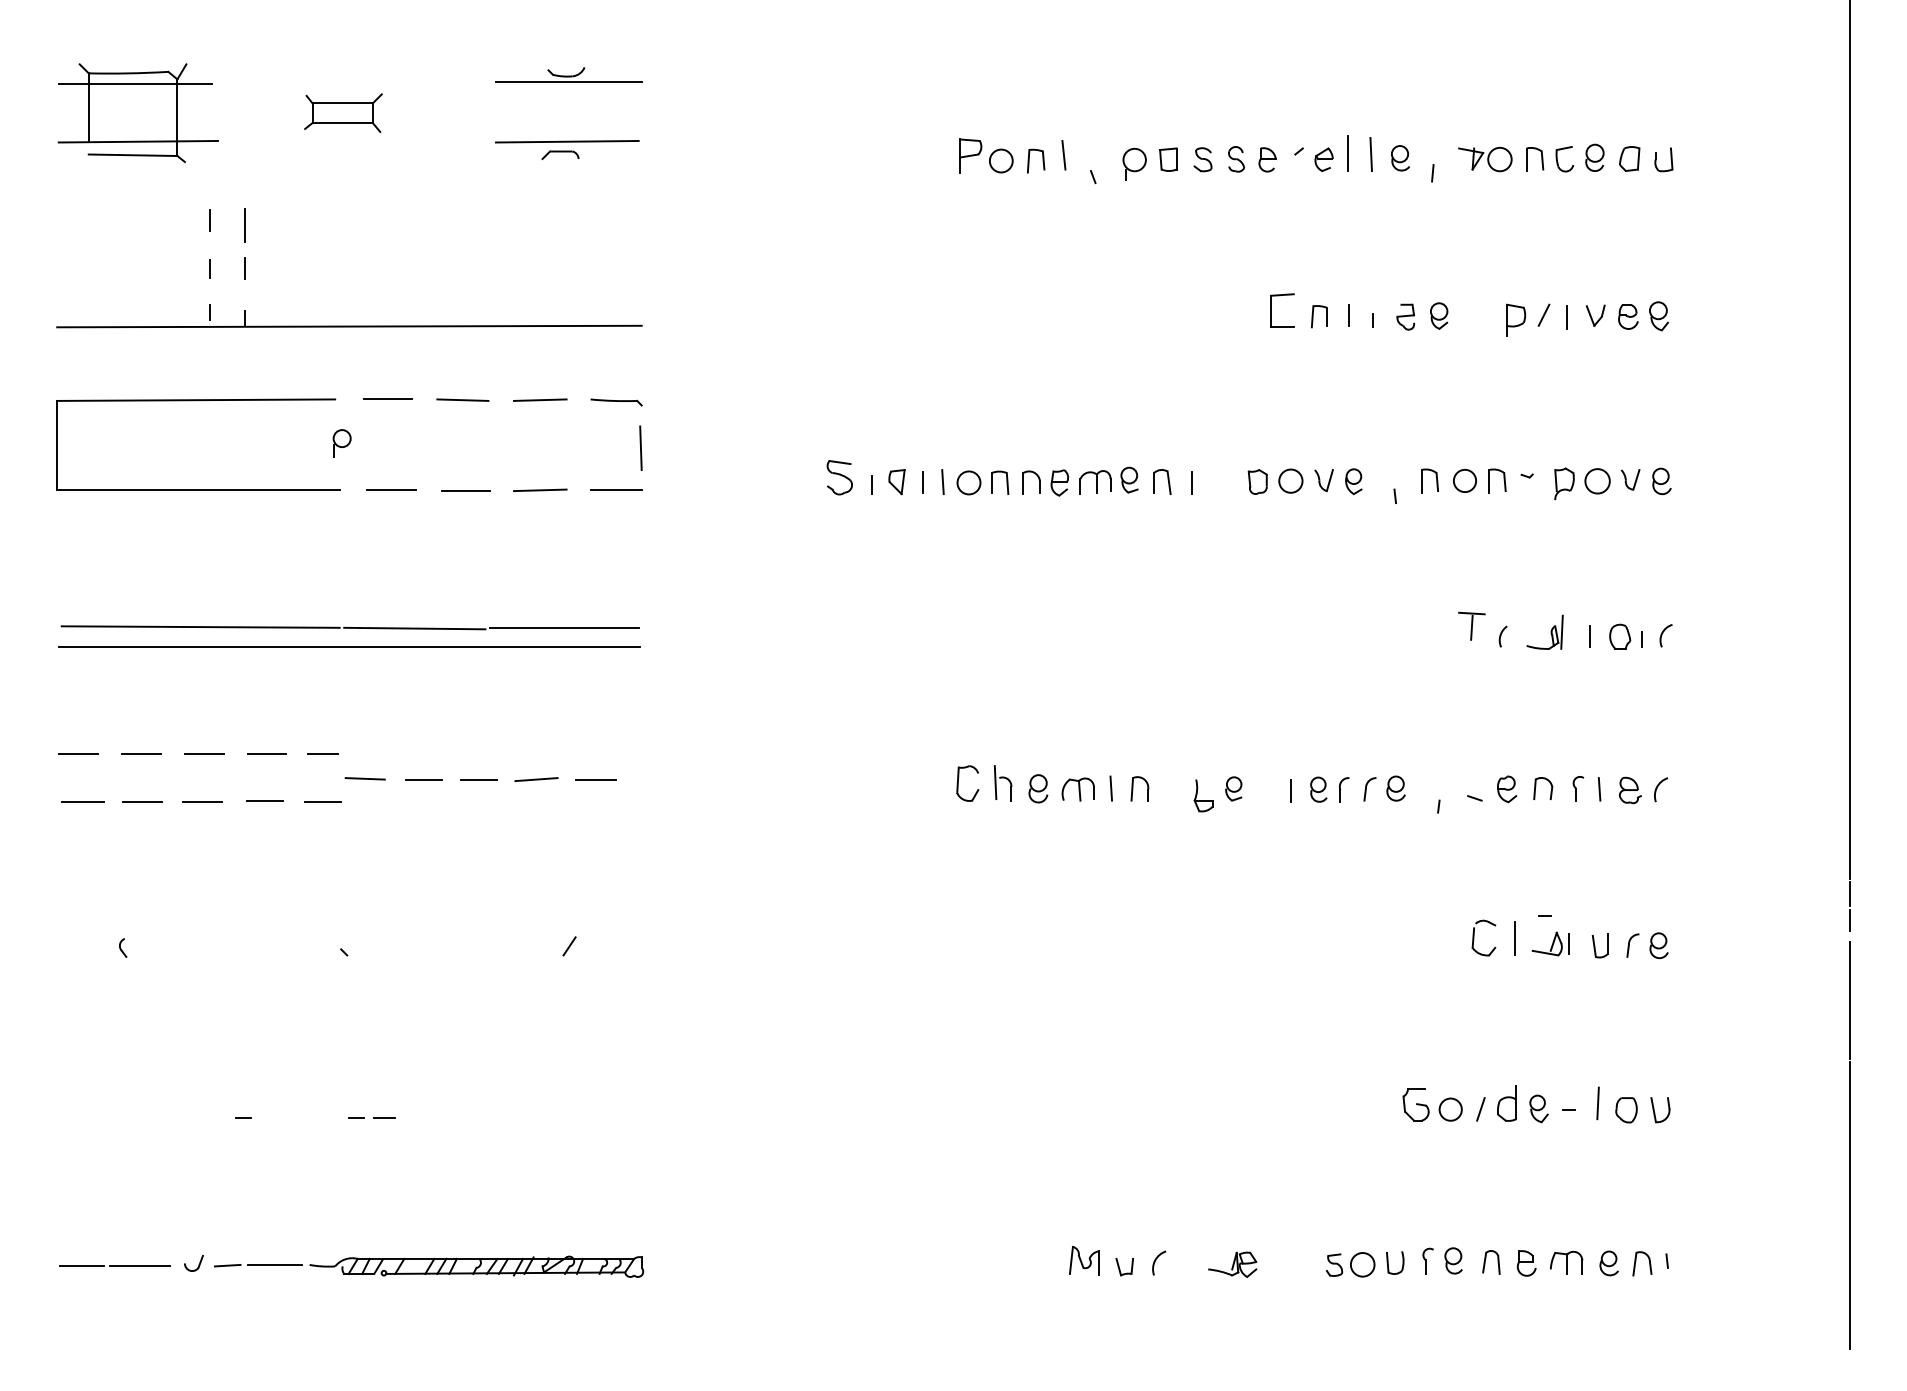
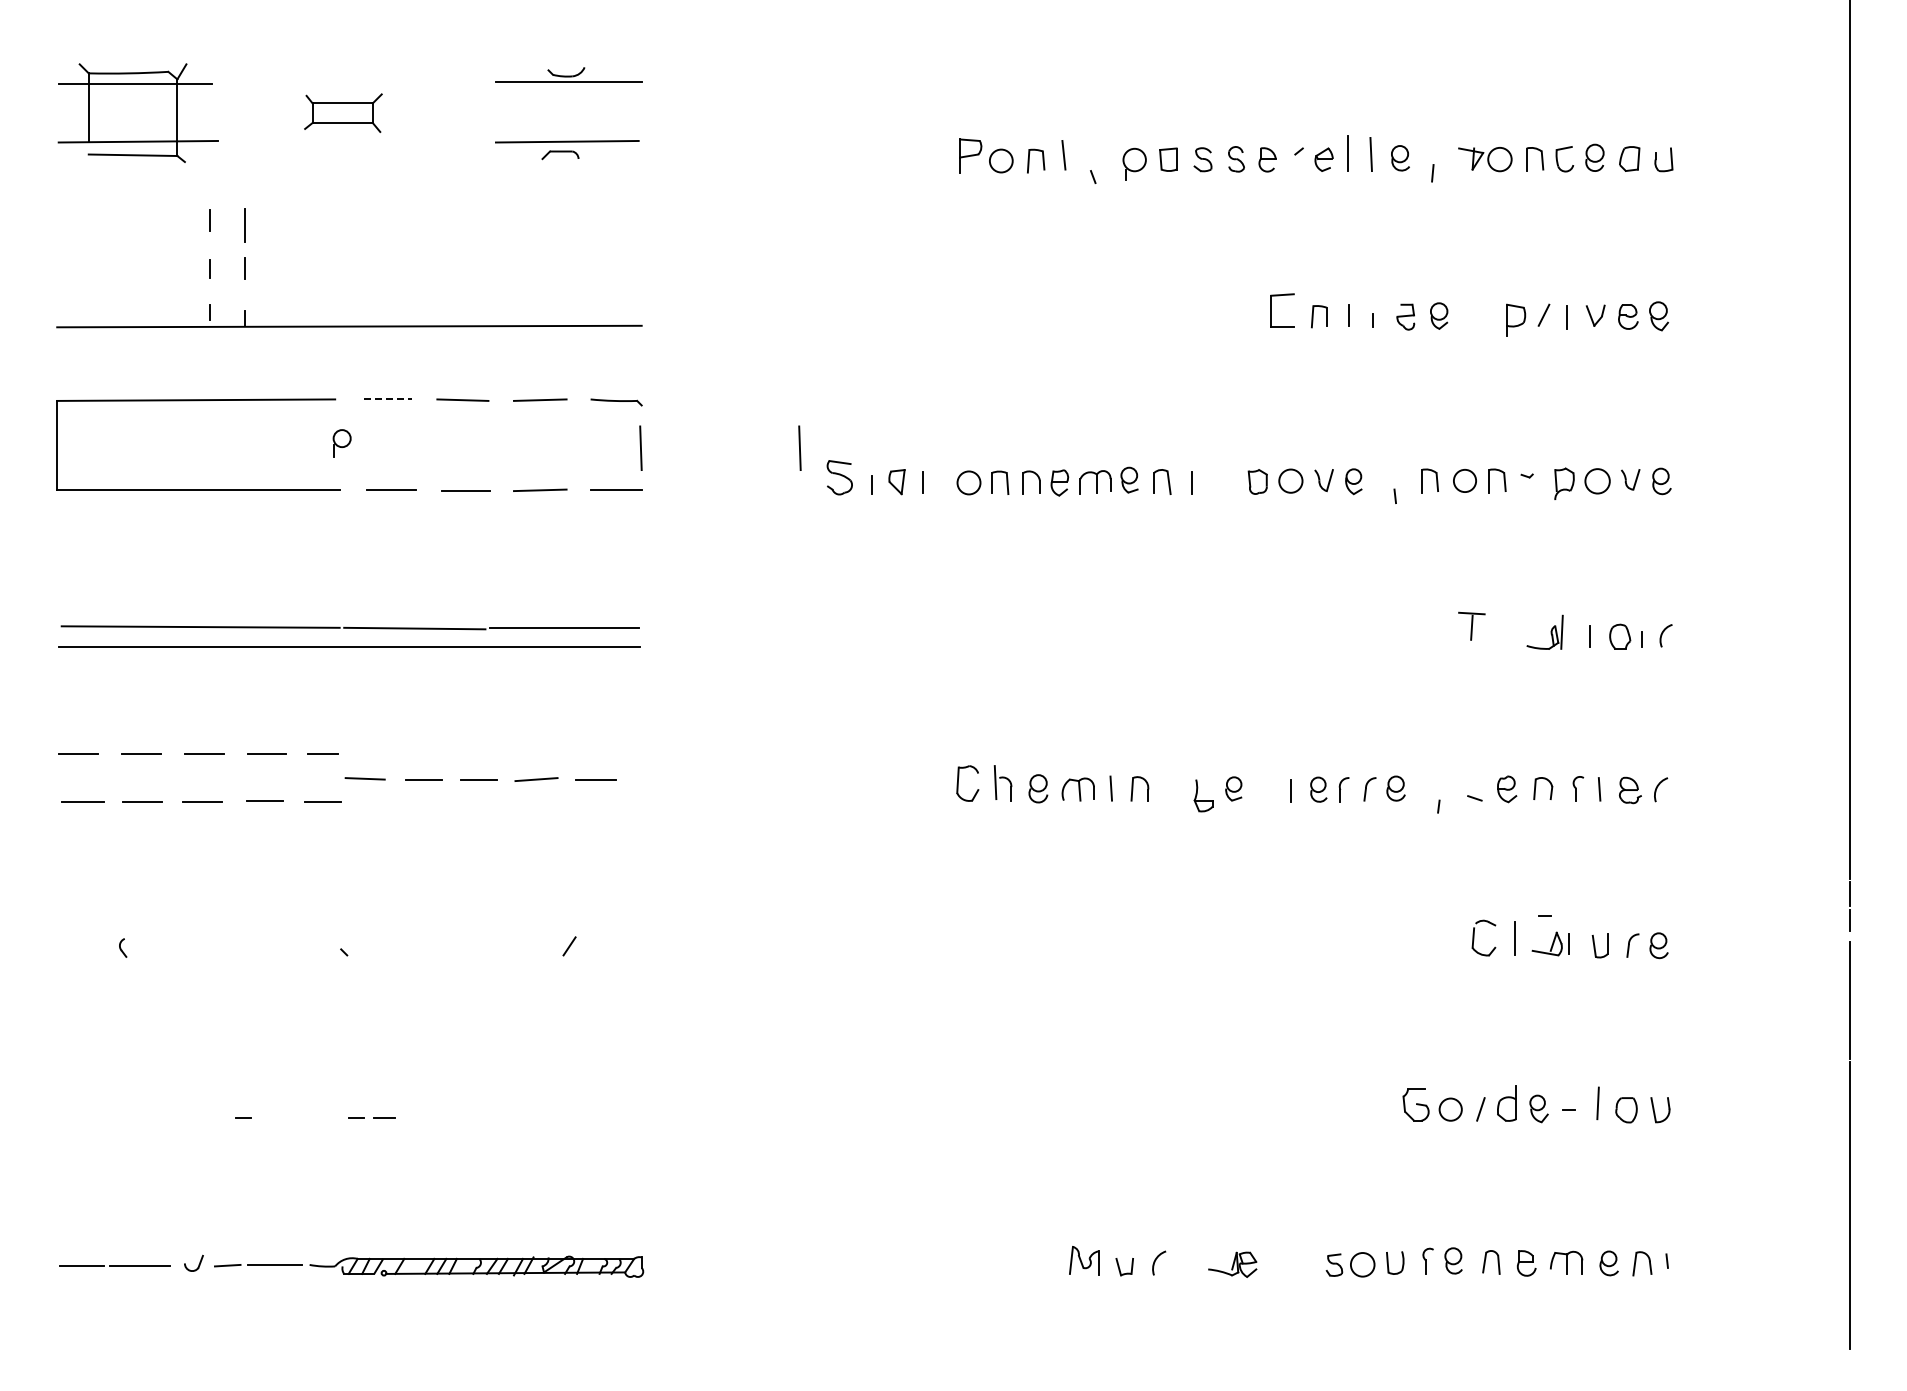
line: solid -> dashed (388, 399)
line: none -> present (799, 447)
line: present -> none (942, 482)
arc: present -> none (1501, 636)
